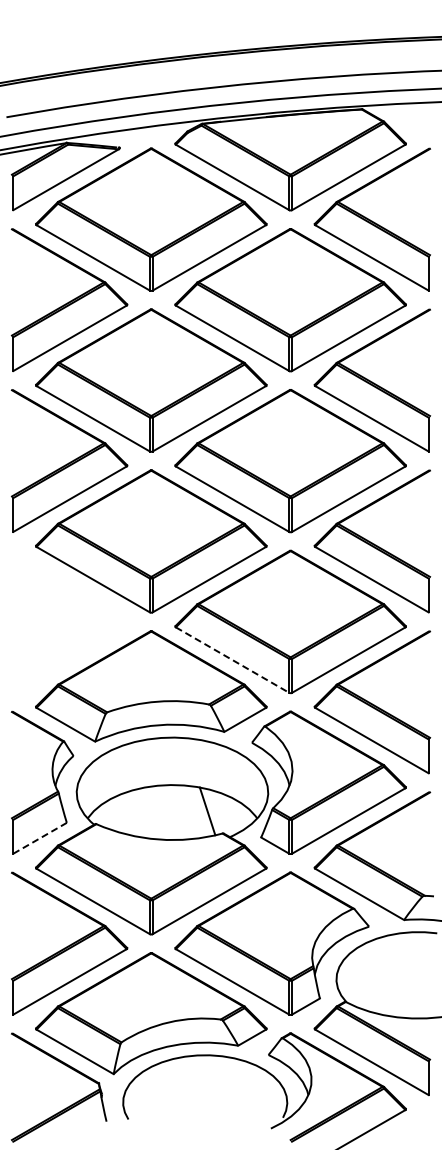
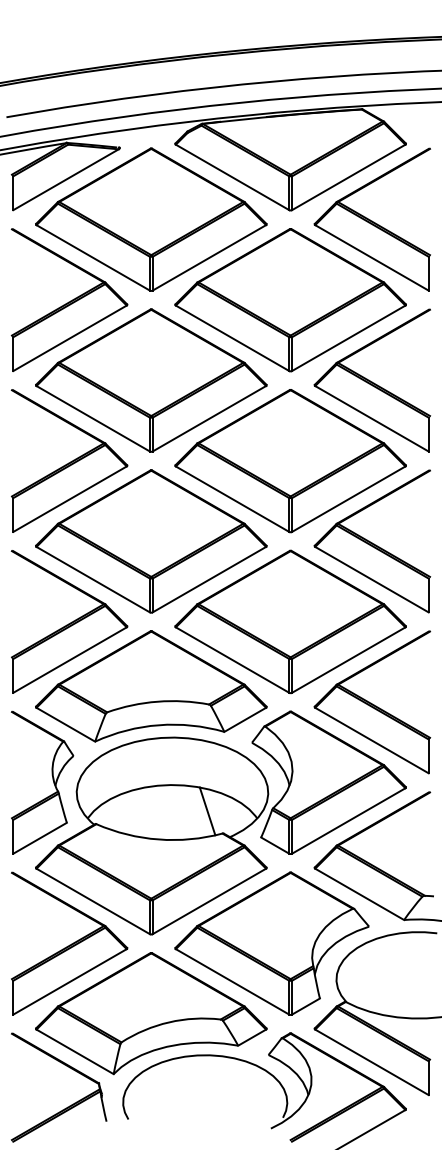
part: none -> present (69, 621)
line: dashed -> solid (233, 660)
line: dashed -> solid (40, 838)
